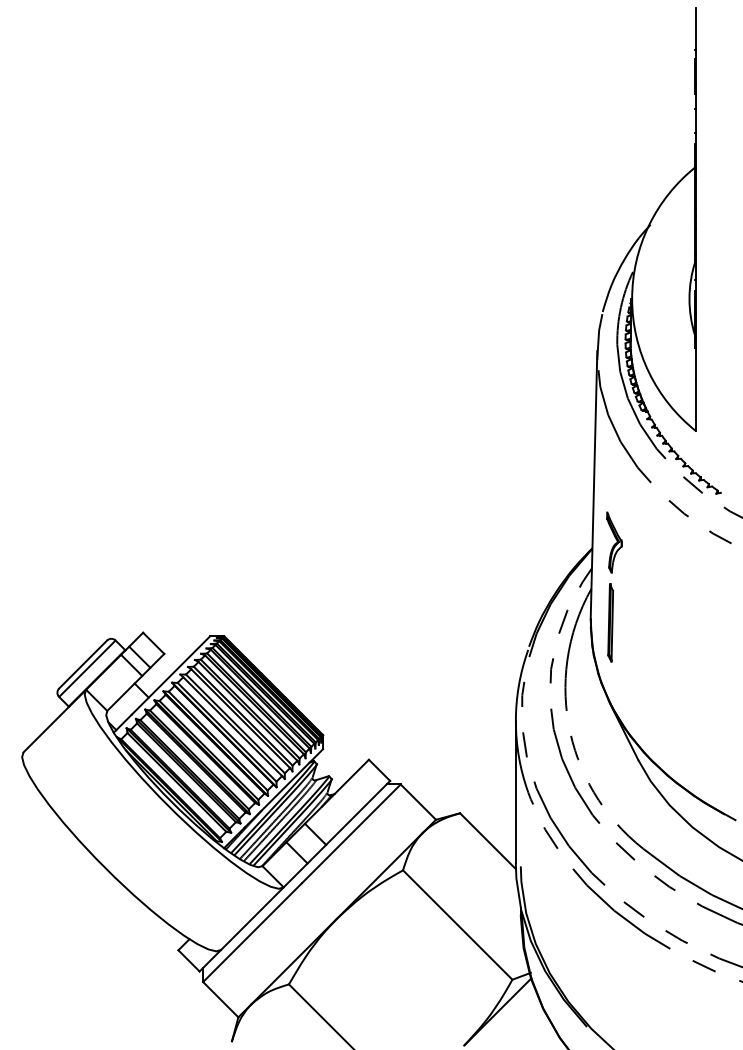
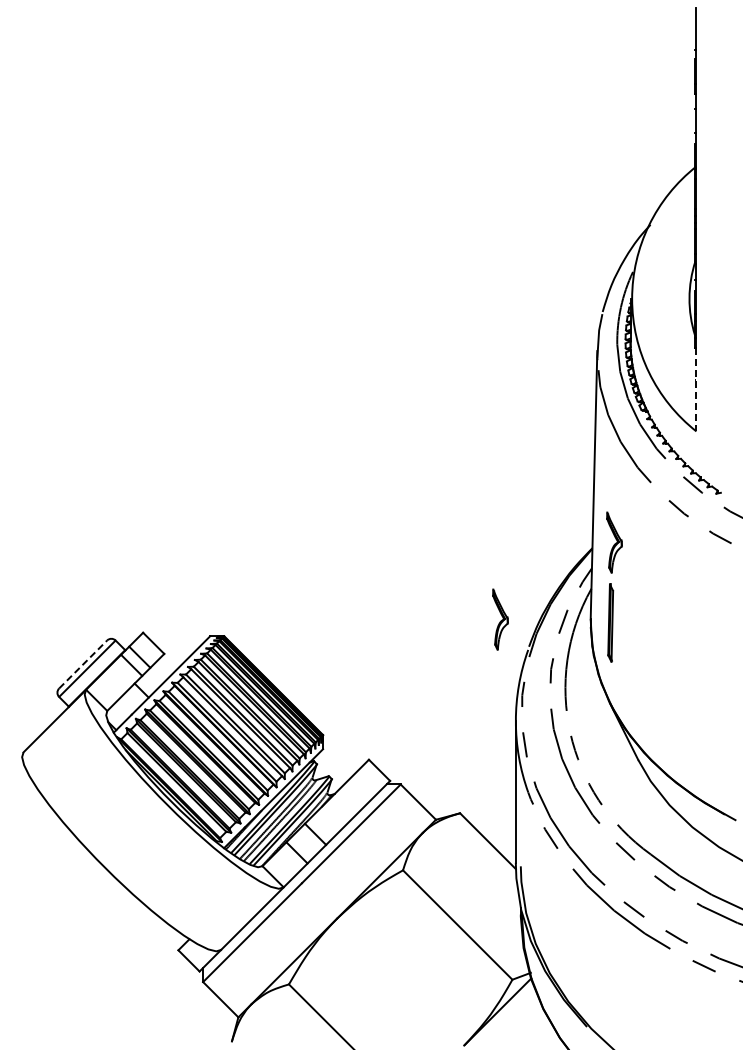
line: solid -> dashed (696, 389)
part: none -> present (500, 619)
line: solid -> dashed (83, 664)
